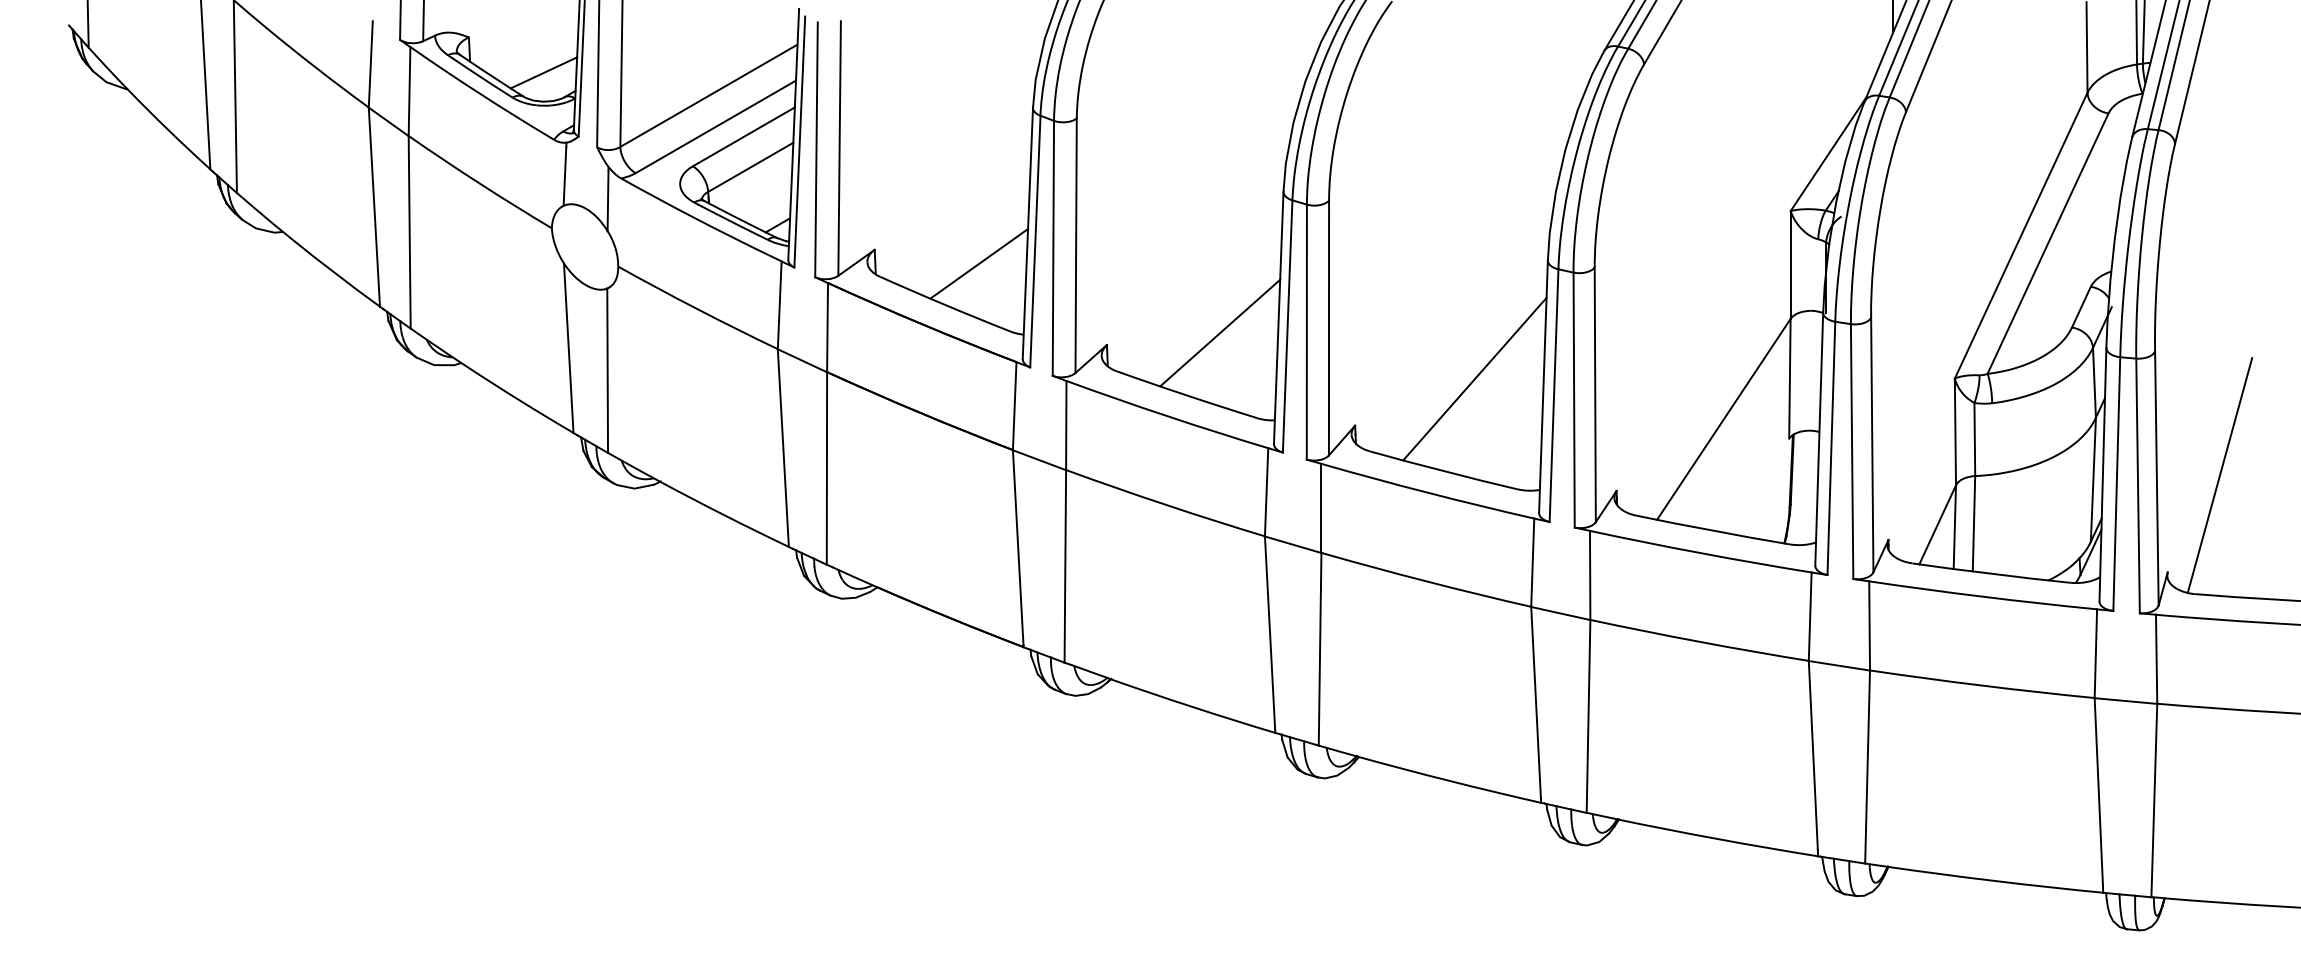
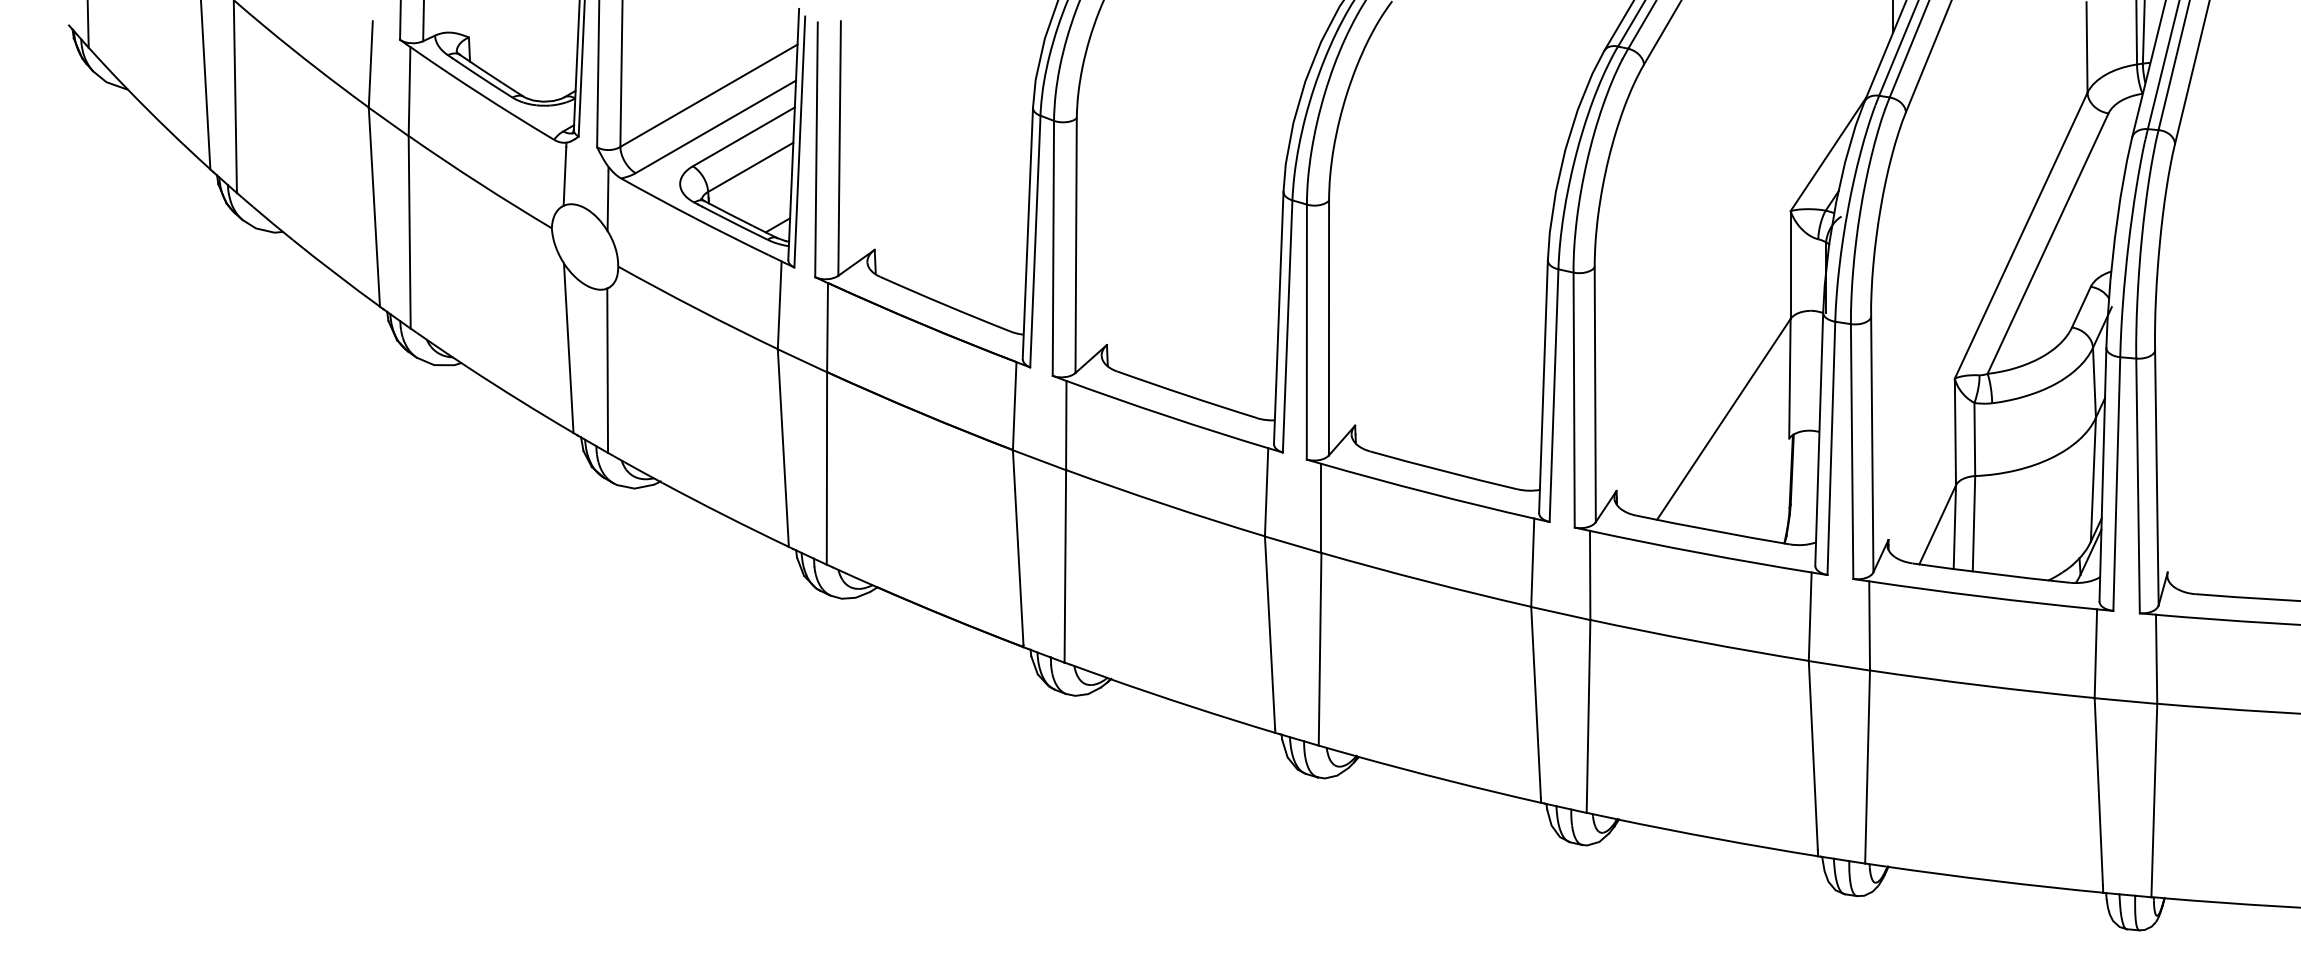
line: present -> none (543, 72)
line: present -> none (979, 263)
line: present -> none (1220, 332)
line: present -> none (1474, 378)
line: present -> none (2219, 475)
